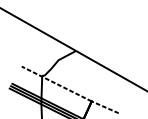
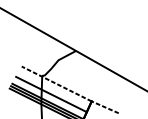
line: none -> present (51, 94)
